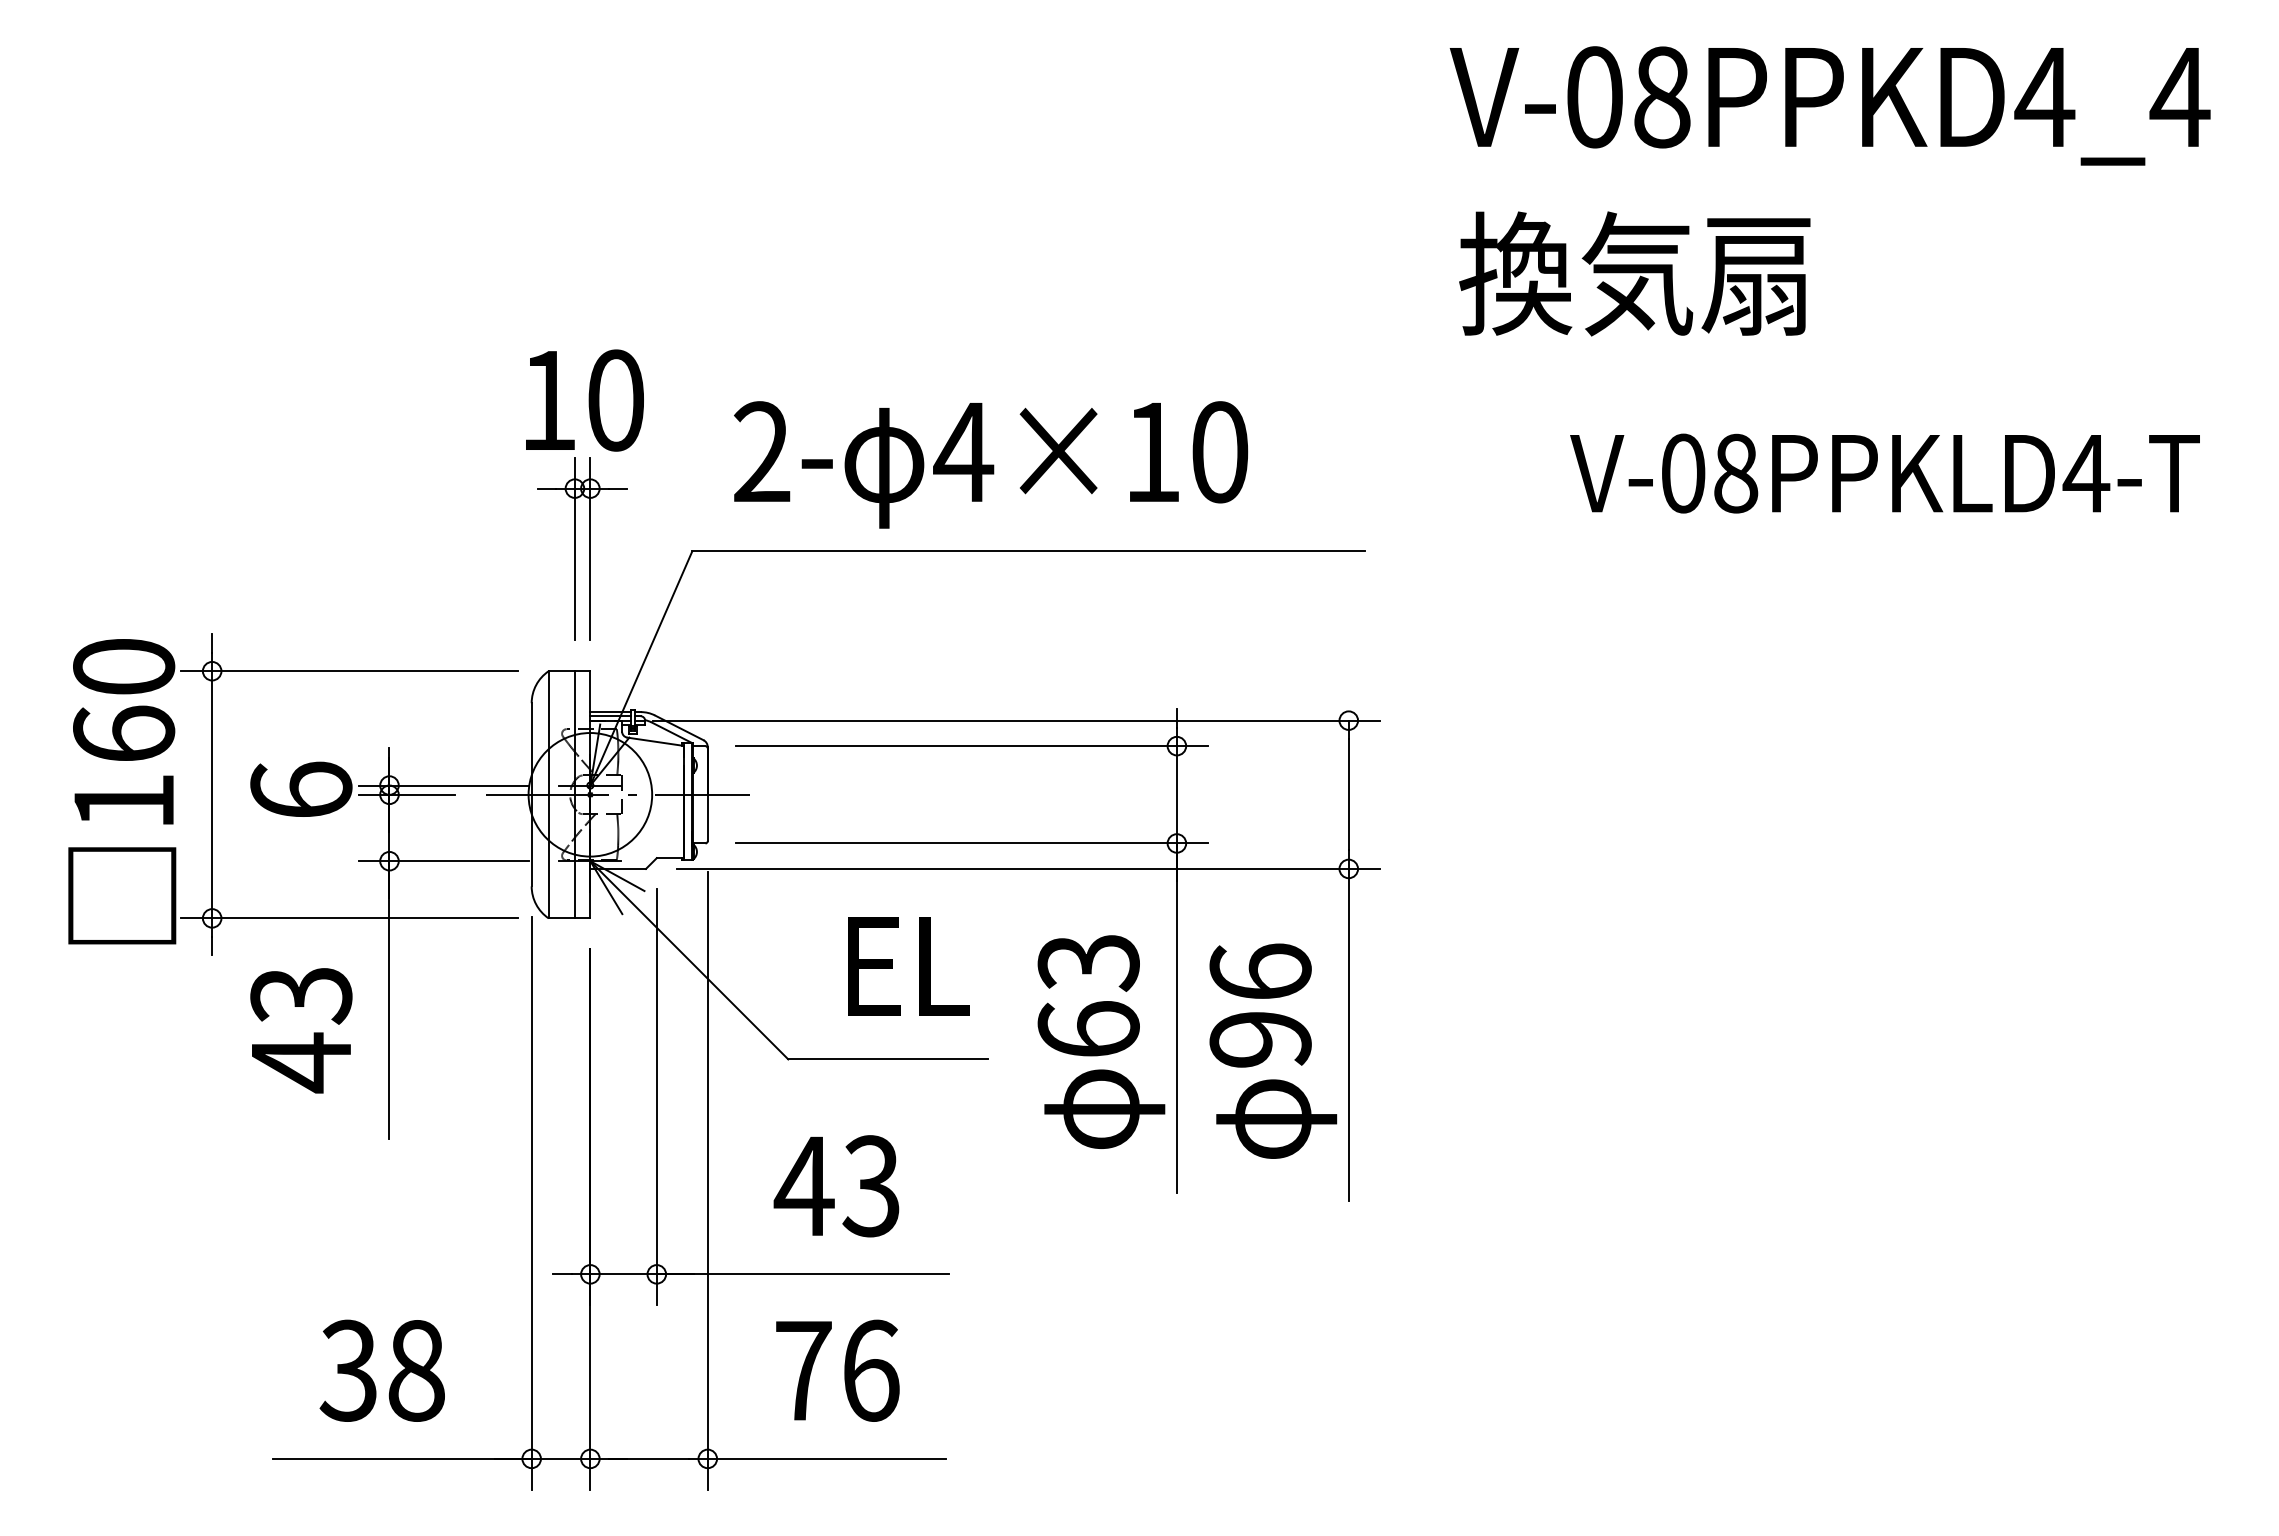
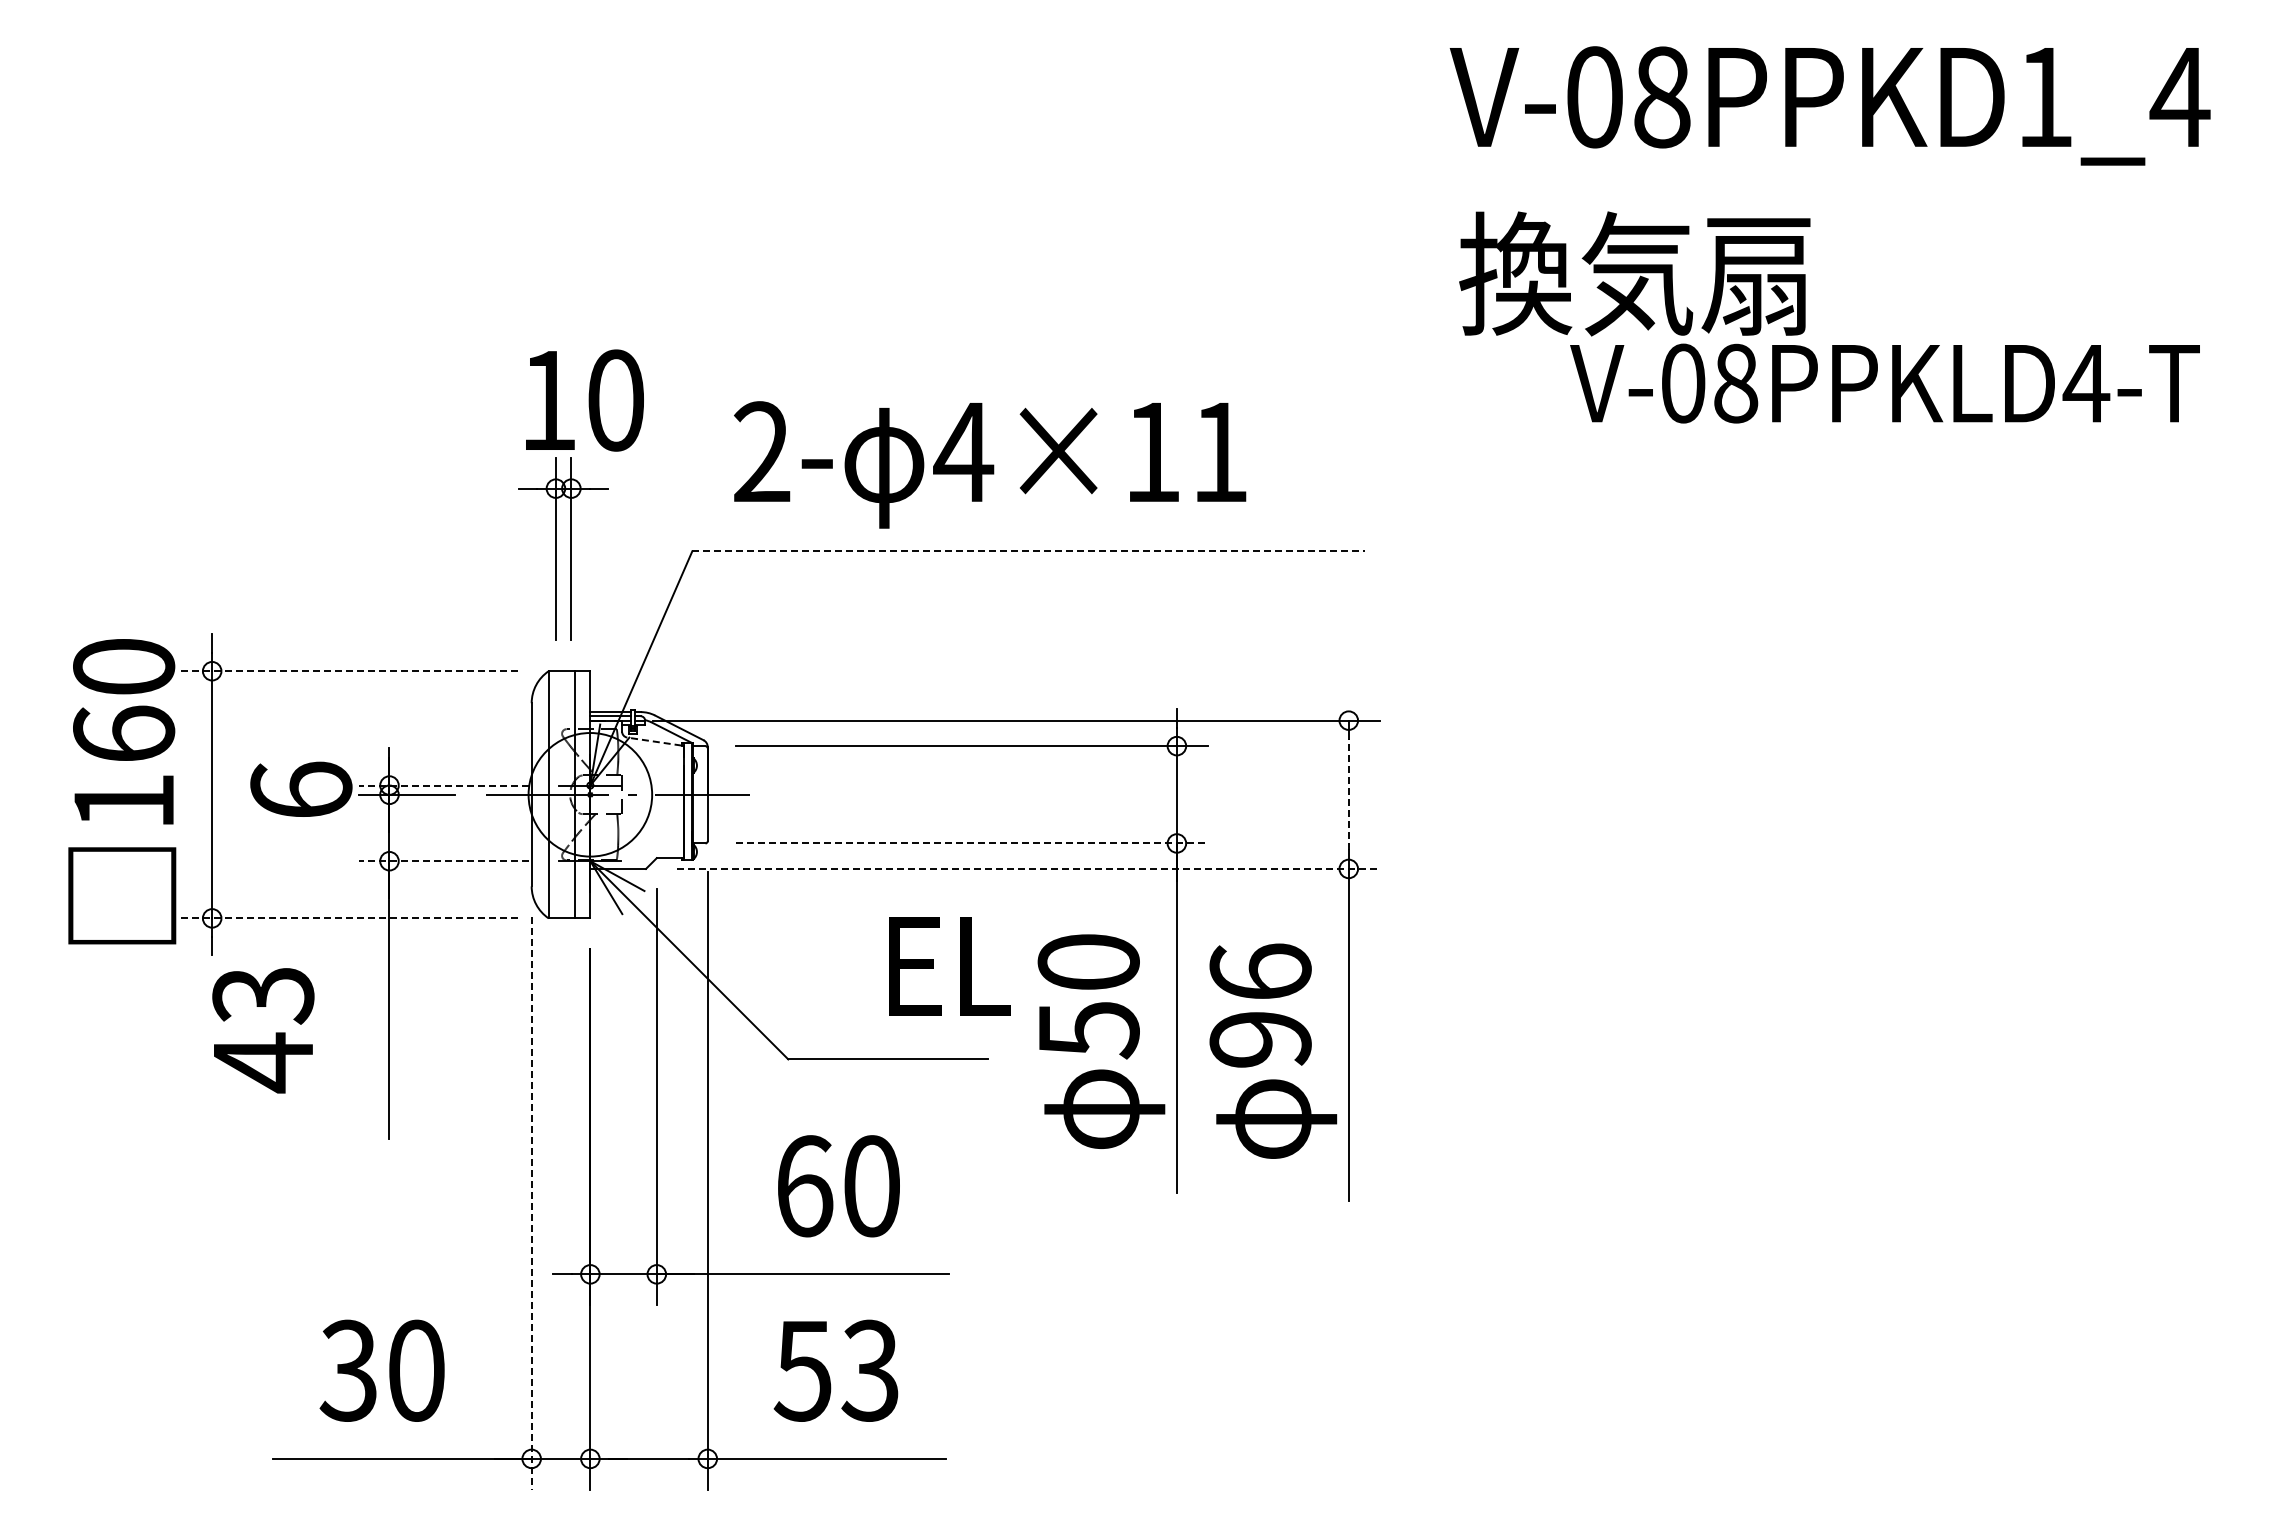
text: V-08PPKD4_4 -> V-08PPKD1_4 (2044, 97)
text: 4×10 -> 4×11 (1220, 452)
text position: (1884, 473) -> (1884, 383) (1884, 383)
part position: (575, 548) -> (556, 548) (556, 548)
line: solid -> dashed (1029, 551)
line: solid -> dashed (349, 671)
line: solid -> dashed (653, 741)
line: solid -> dashed (443, 785)
line: solid -> dashed (1348, 794)
line: solid -> dashed (972, 843)
line: solid -> dashed (443, 861)
line: solid -> dashed (1028, 868)
line: solid -> dashed (349, 918)
text position: (908, 966) -> (949, 966) (949, 966)
text: 63 -> 50 (1088, 996)
text position: (301, 1030) -> (263, 1030) (263, 1030)
text: 43 -> 60 (836, 1186)
line: solid -> dashed (531, 1204)
text: 38 -> 30 (416, 1370)
text: 76 -> 53 (836, 1370)
